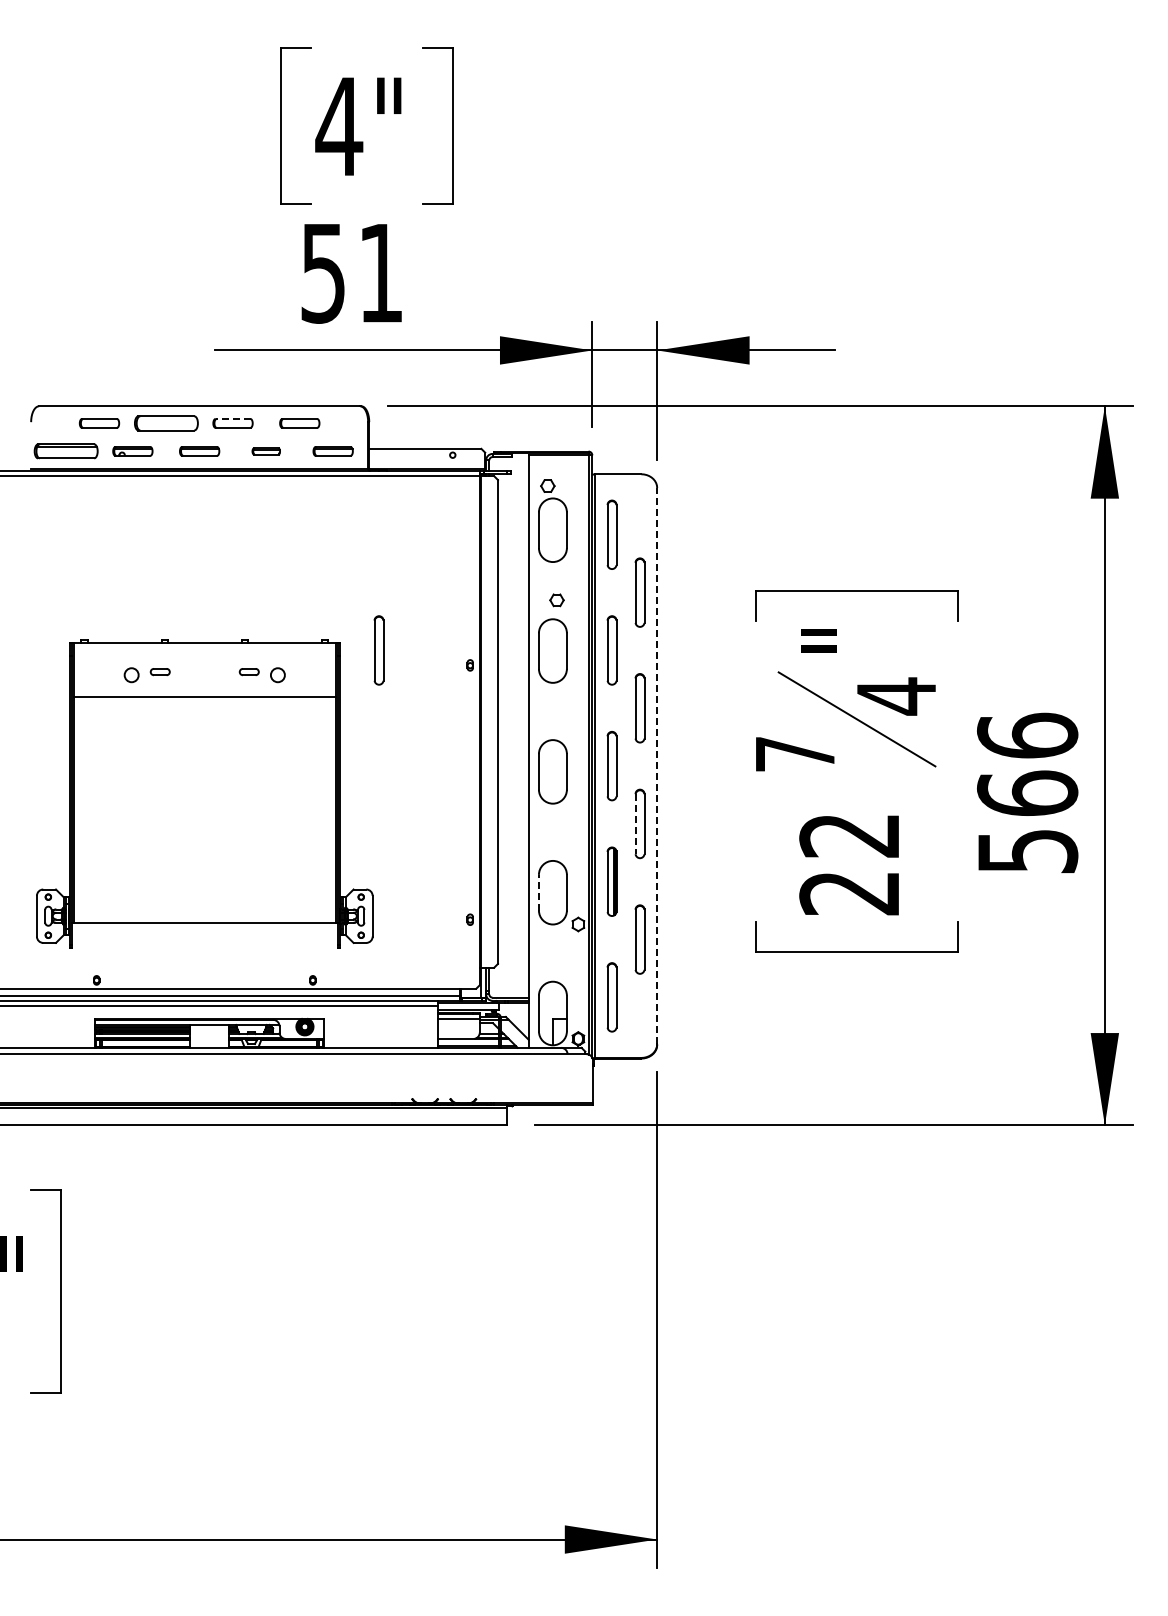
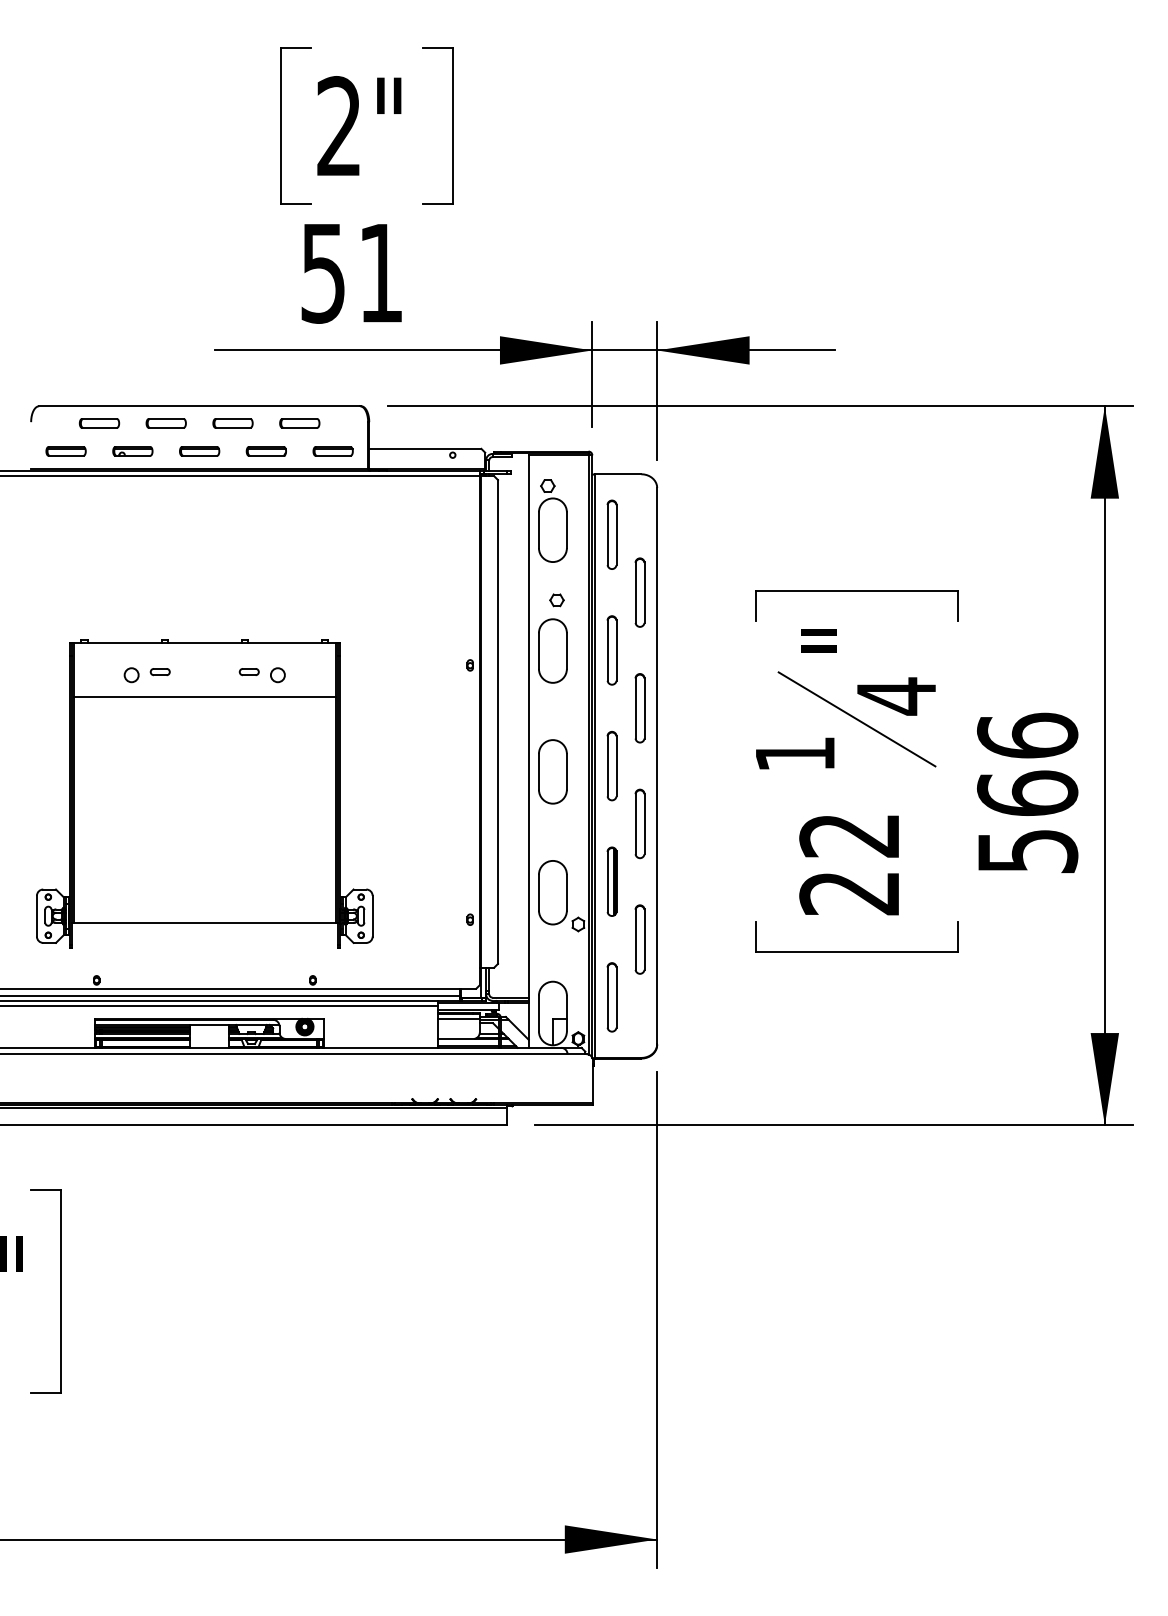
text: 4" -> 2" (339, 125)
line: dashed -> solid (232, 418)
part size: 65x17 px -> 42x11 px (165, 423)
part size: 66x17 px -> 42x11 px (65, 451)
part size: 30x9 px -> 42x11 px (265, 451)
part: present -> none (378, 650)
text: 7 -> 1 (795, 754)
line: dashed -> solid (657, 765)
line: dashed -> solid (635, 824)
line: dashed -> solid (538, 892)
